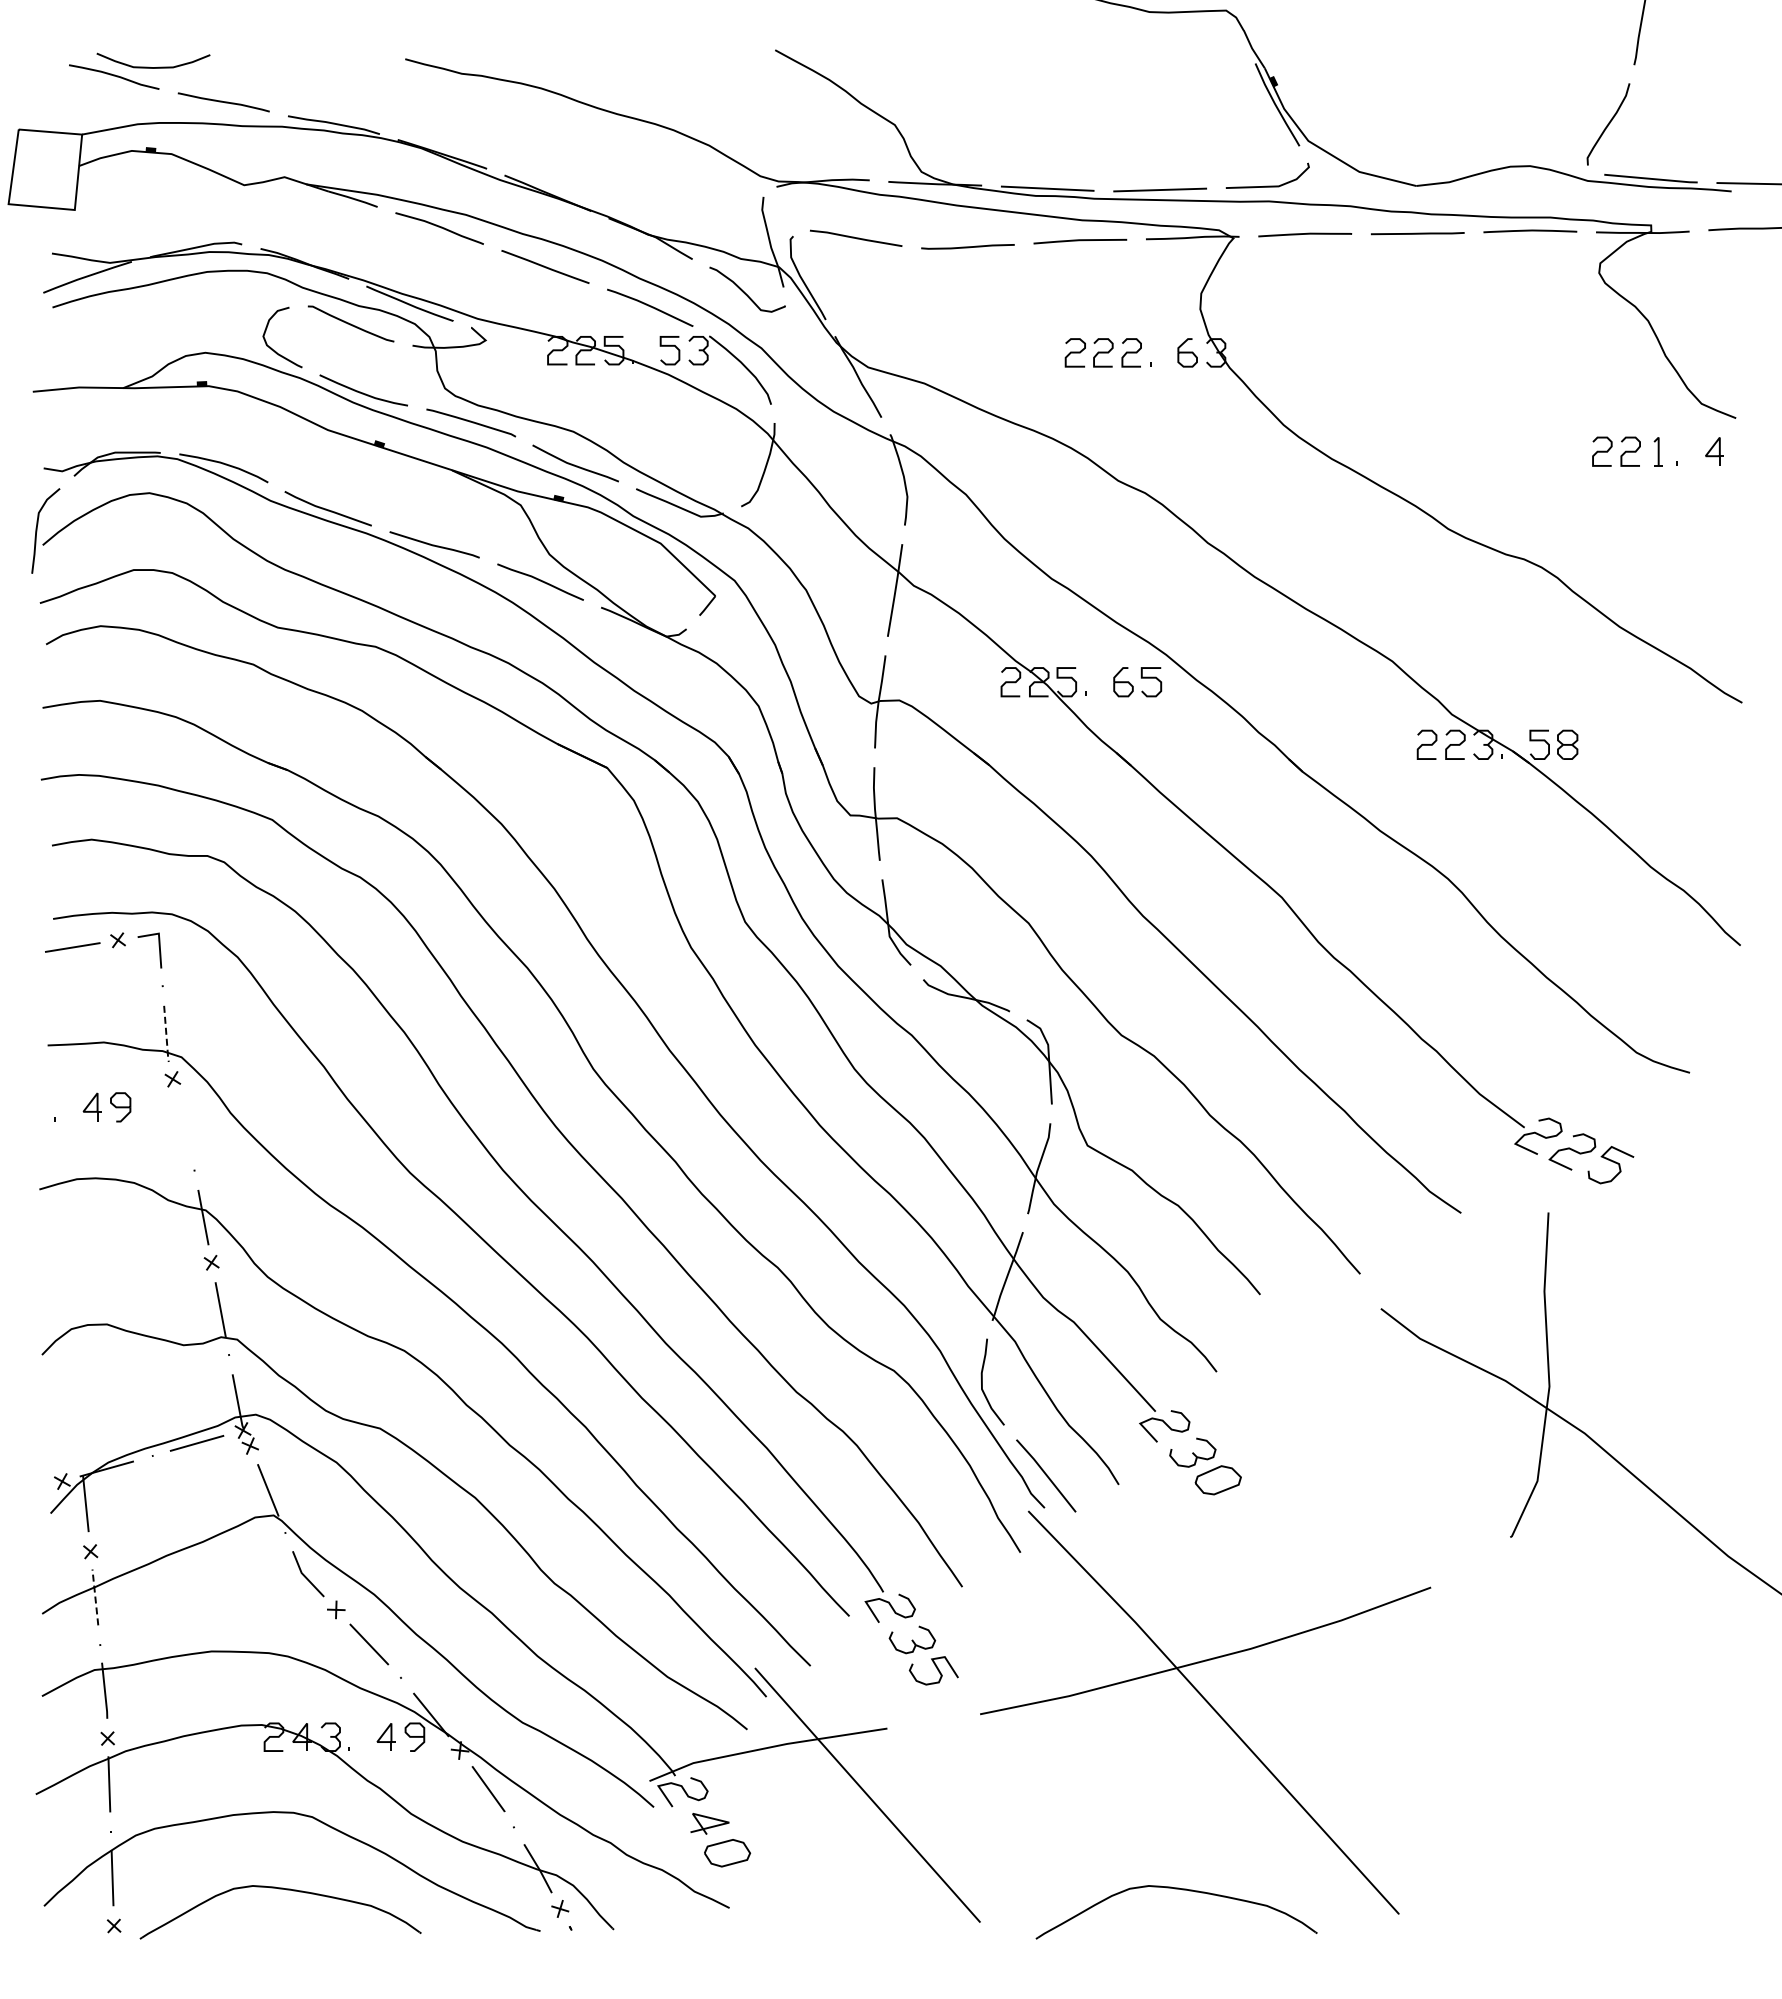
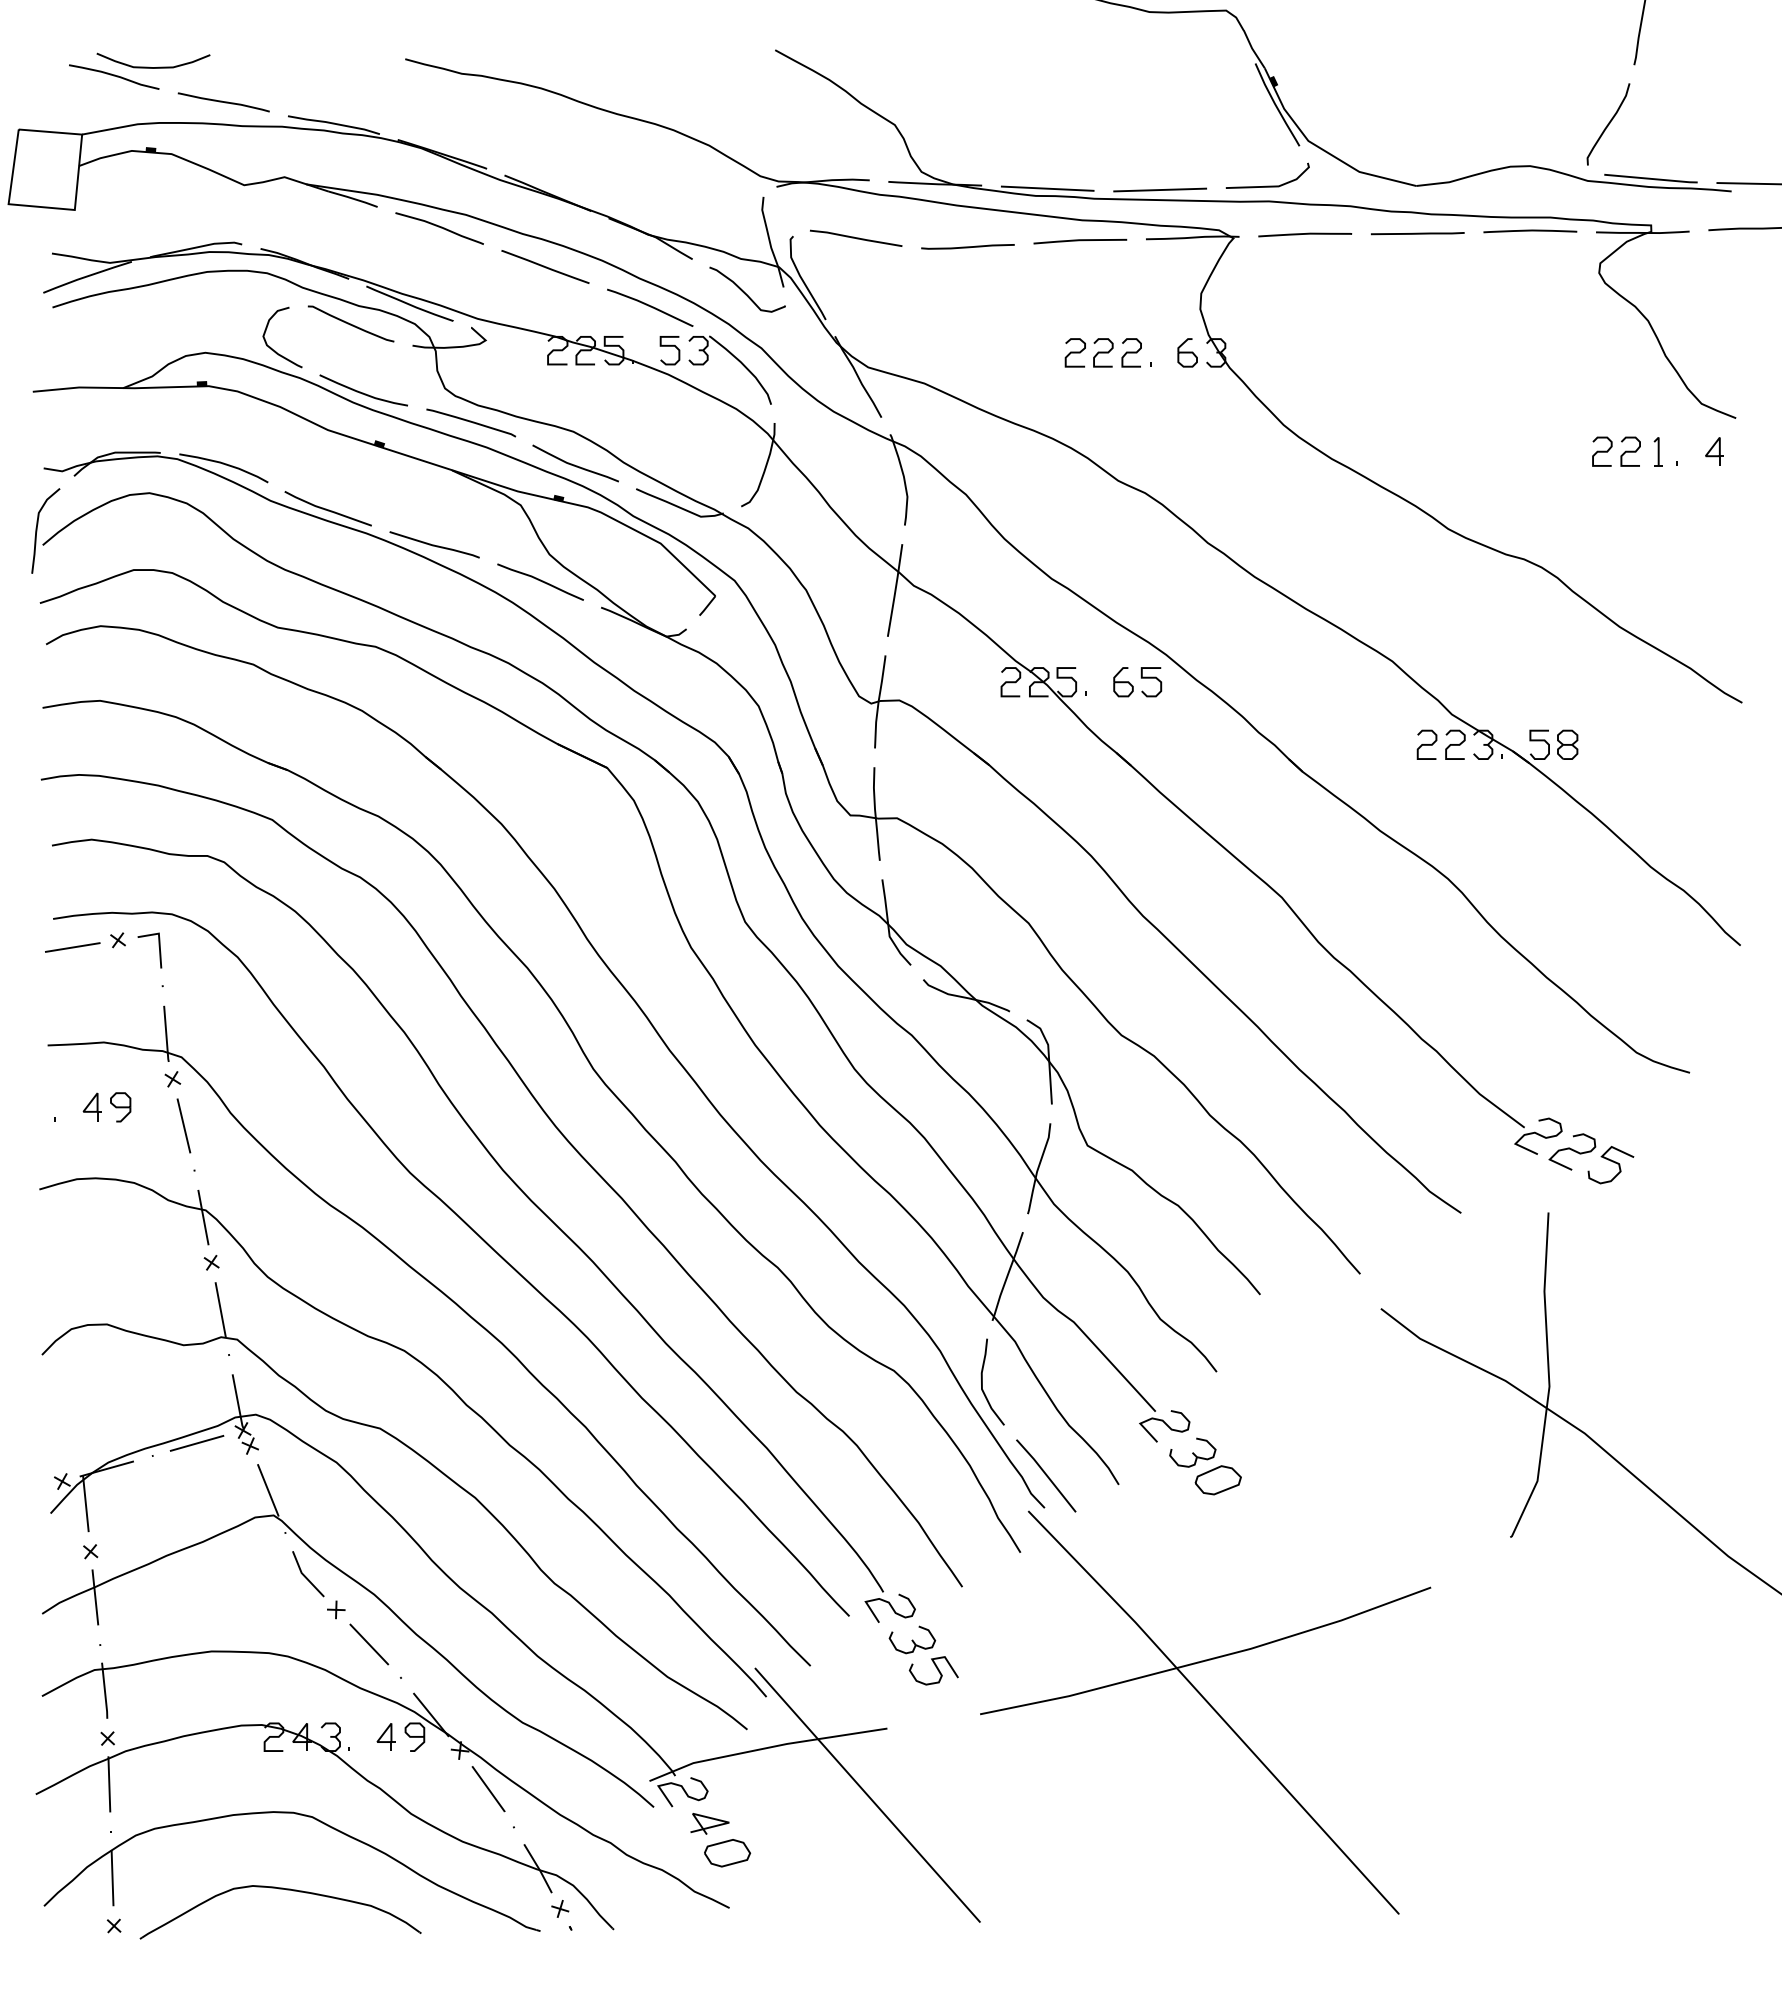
line: dashed -> solid (166, 1035)
line: none -> present (183, 1125)
line: dashed -> solid (95, 1596)
part: present -> none (1182, 1890)
